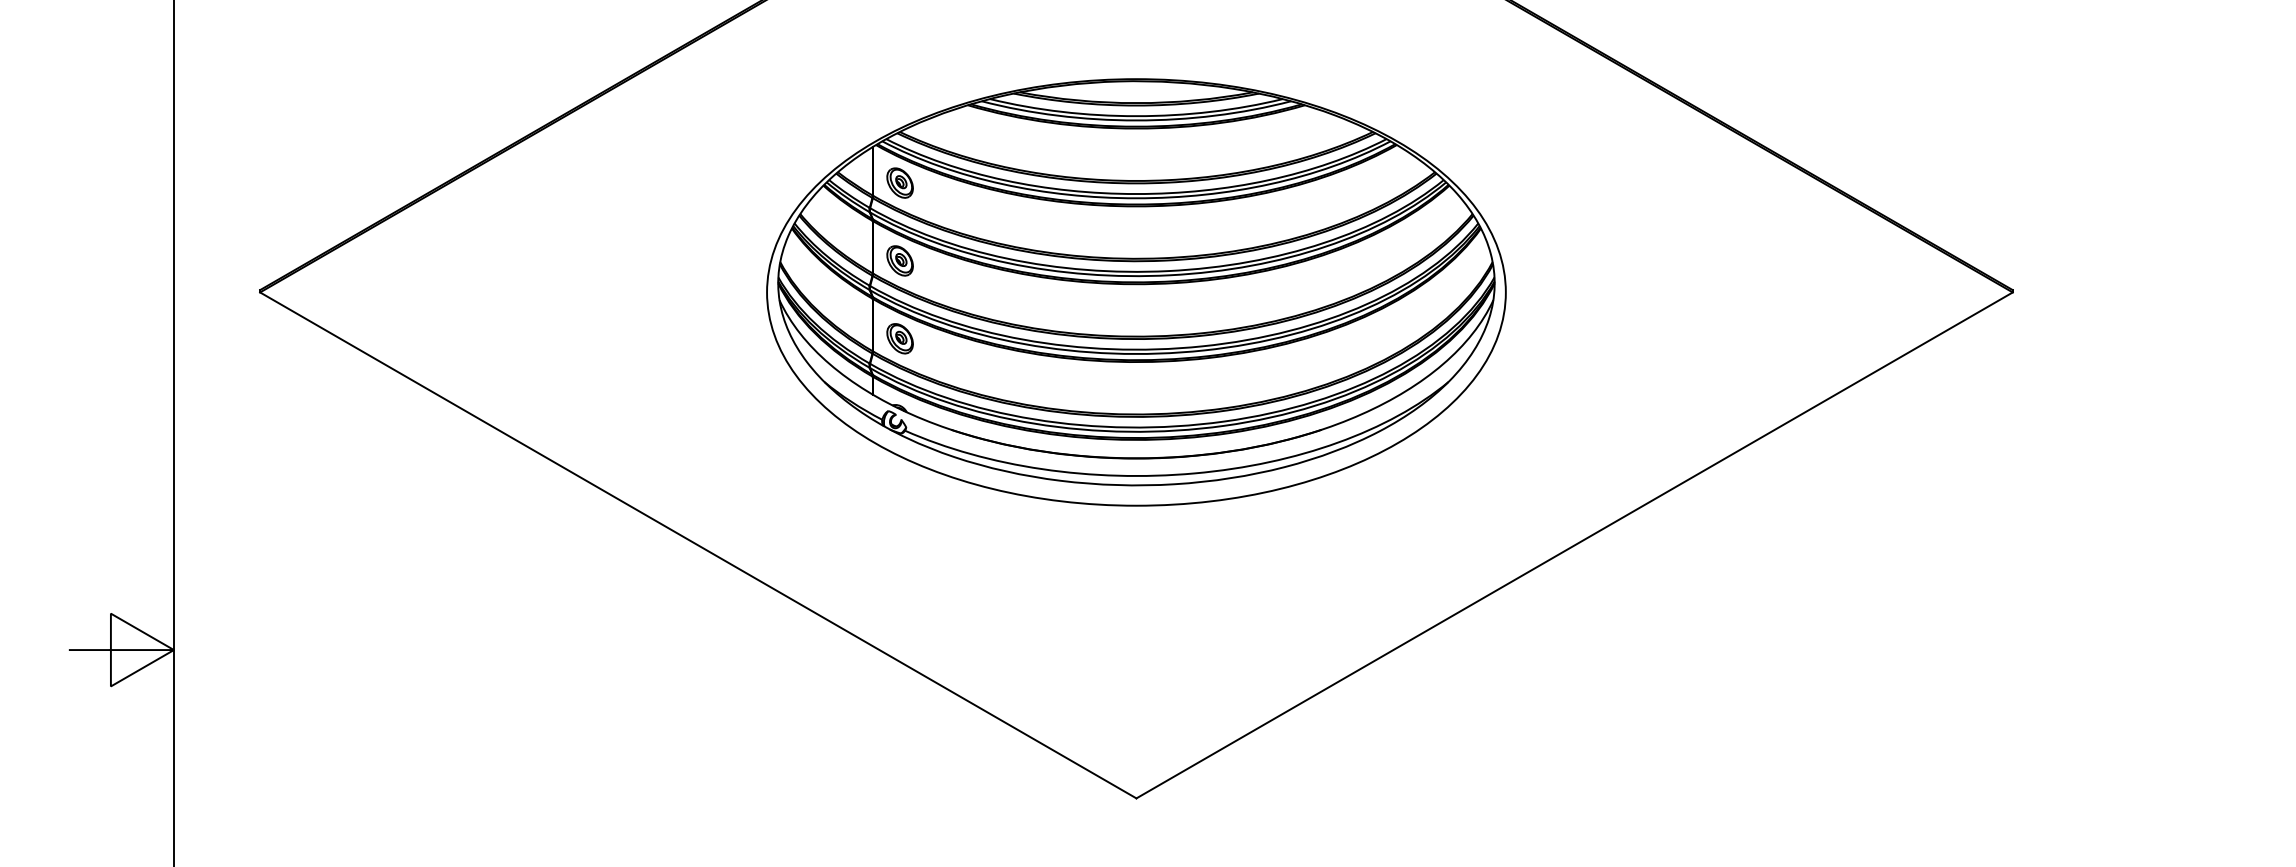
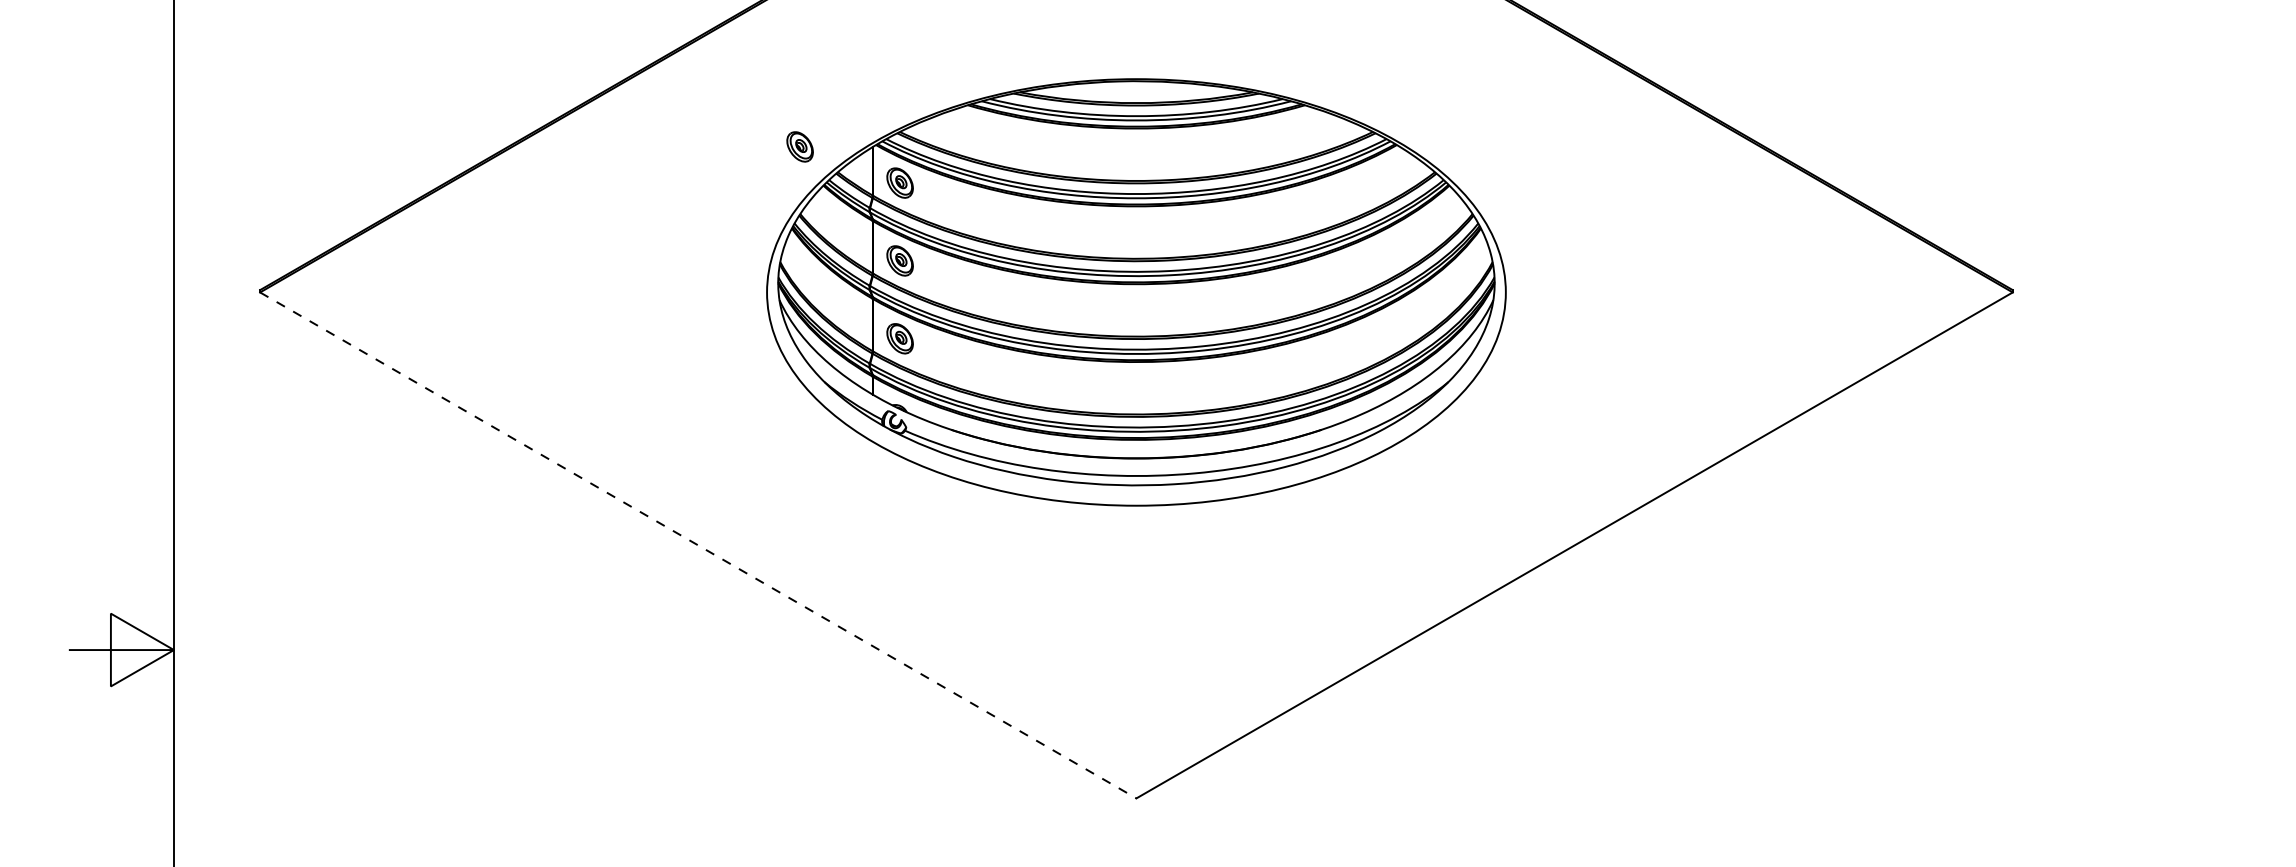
part: none -> present (799, 146)
line: solid -> dashed (698, 545)
